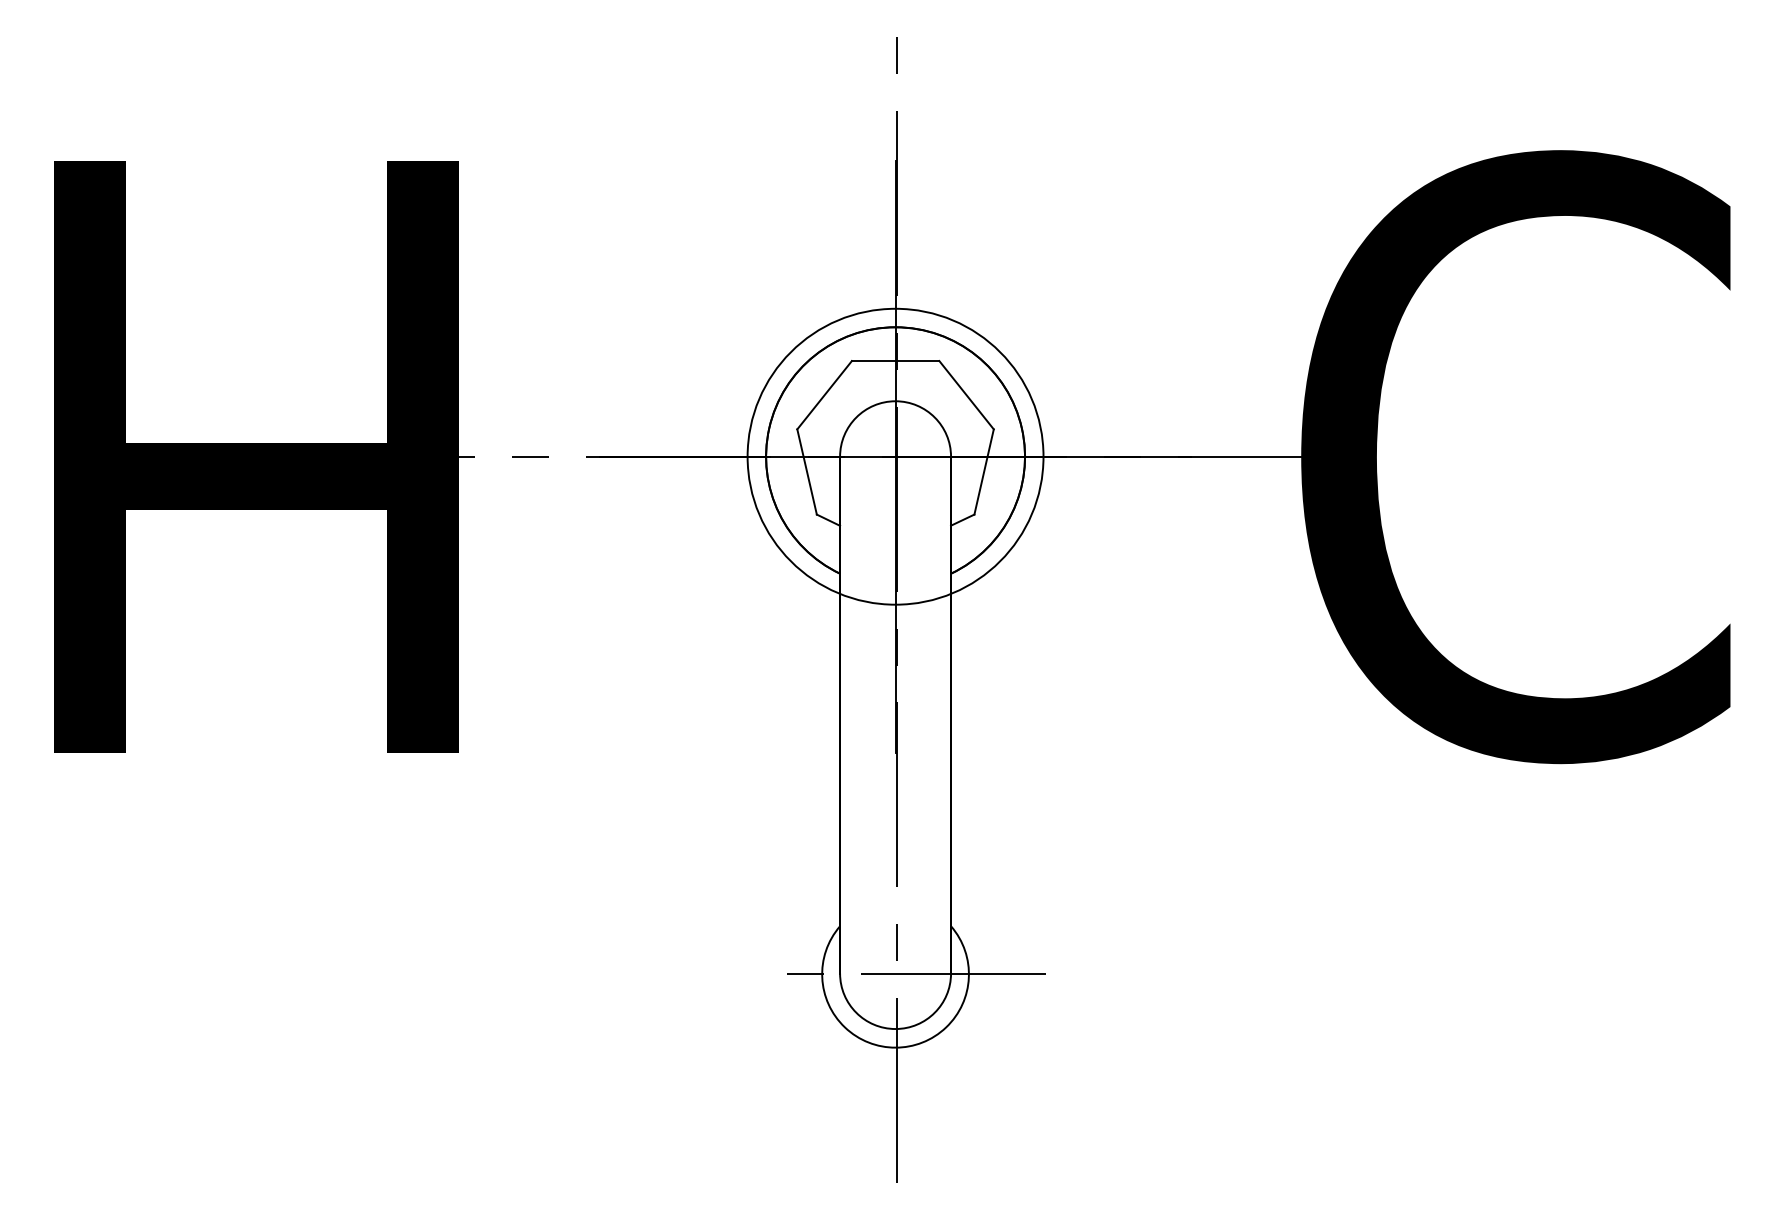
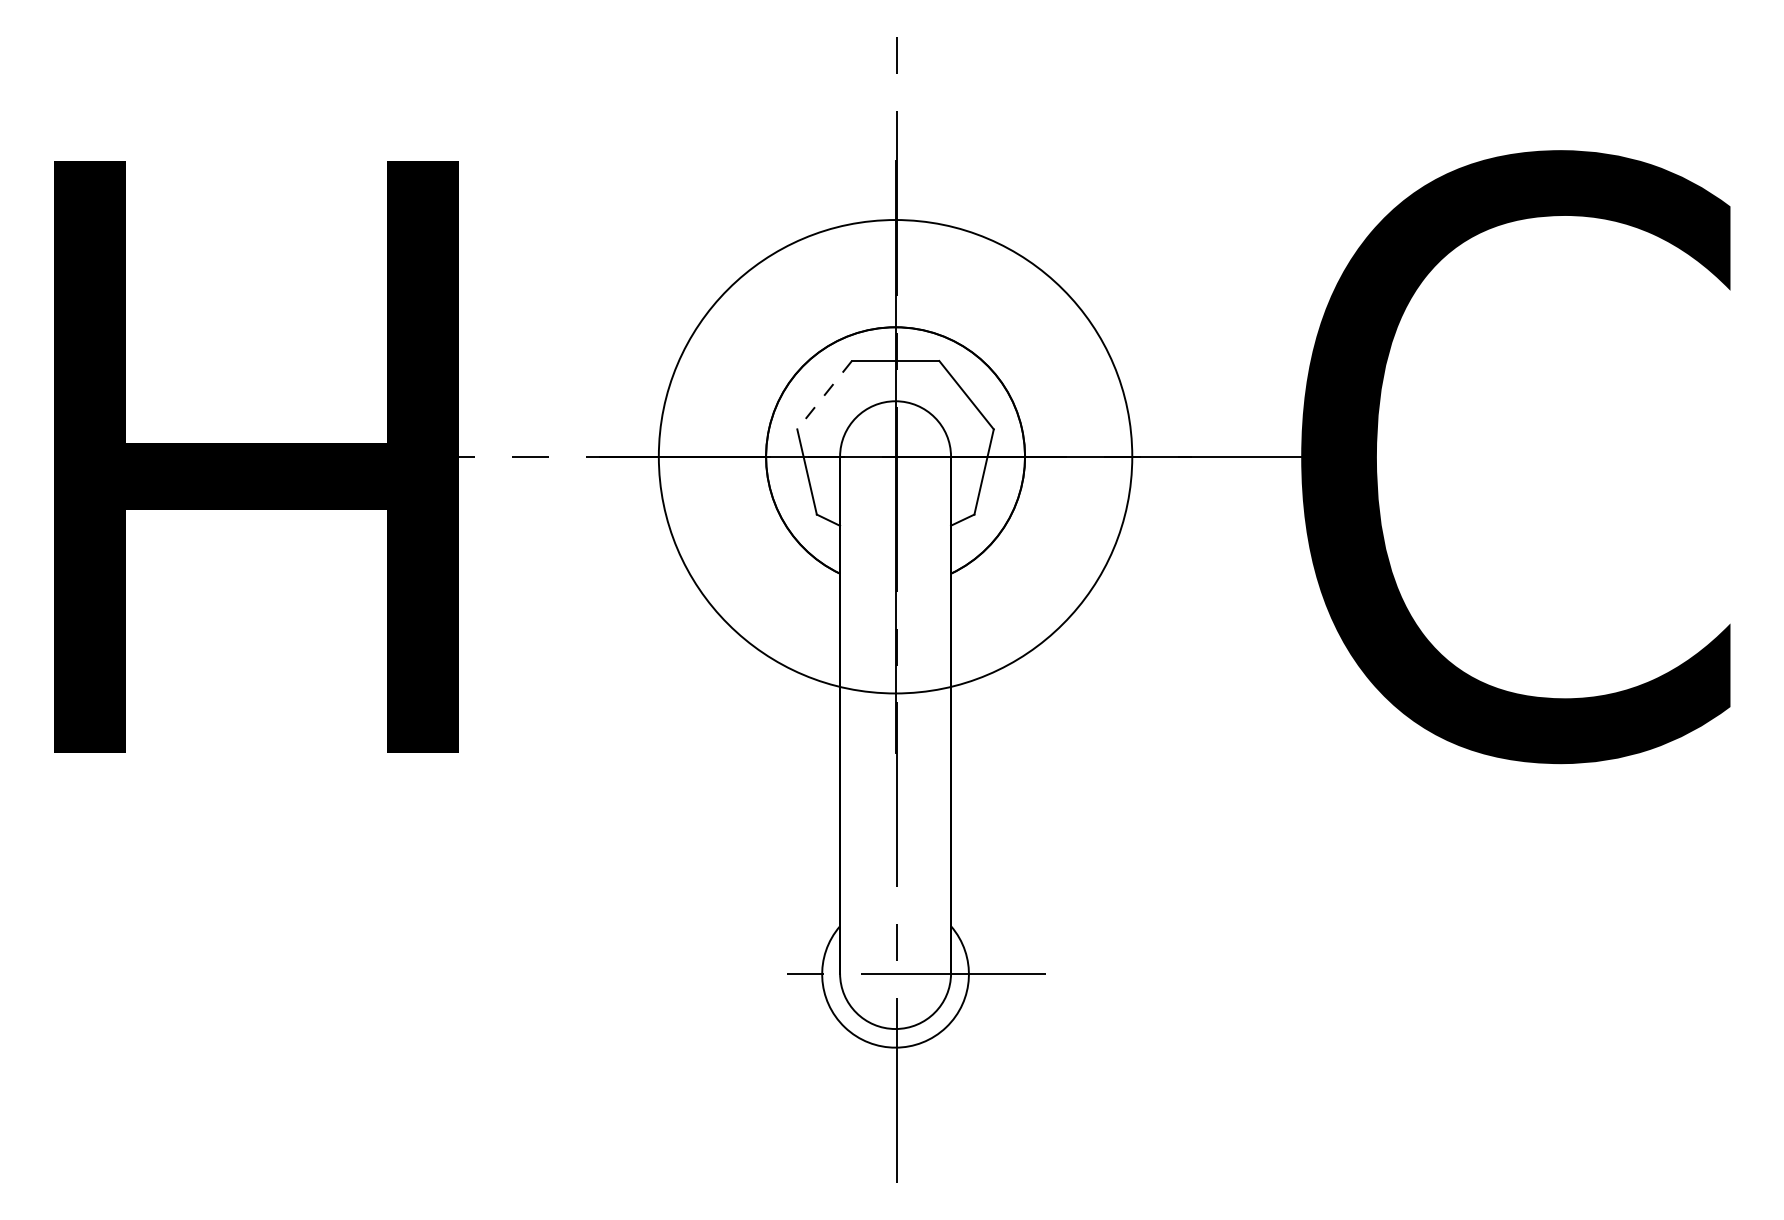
line: solid -> dashed (824, 395)
circle diameter: 296 px -> 473 px (895, 456)
